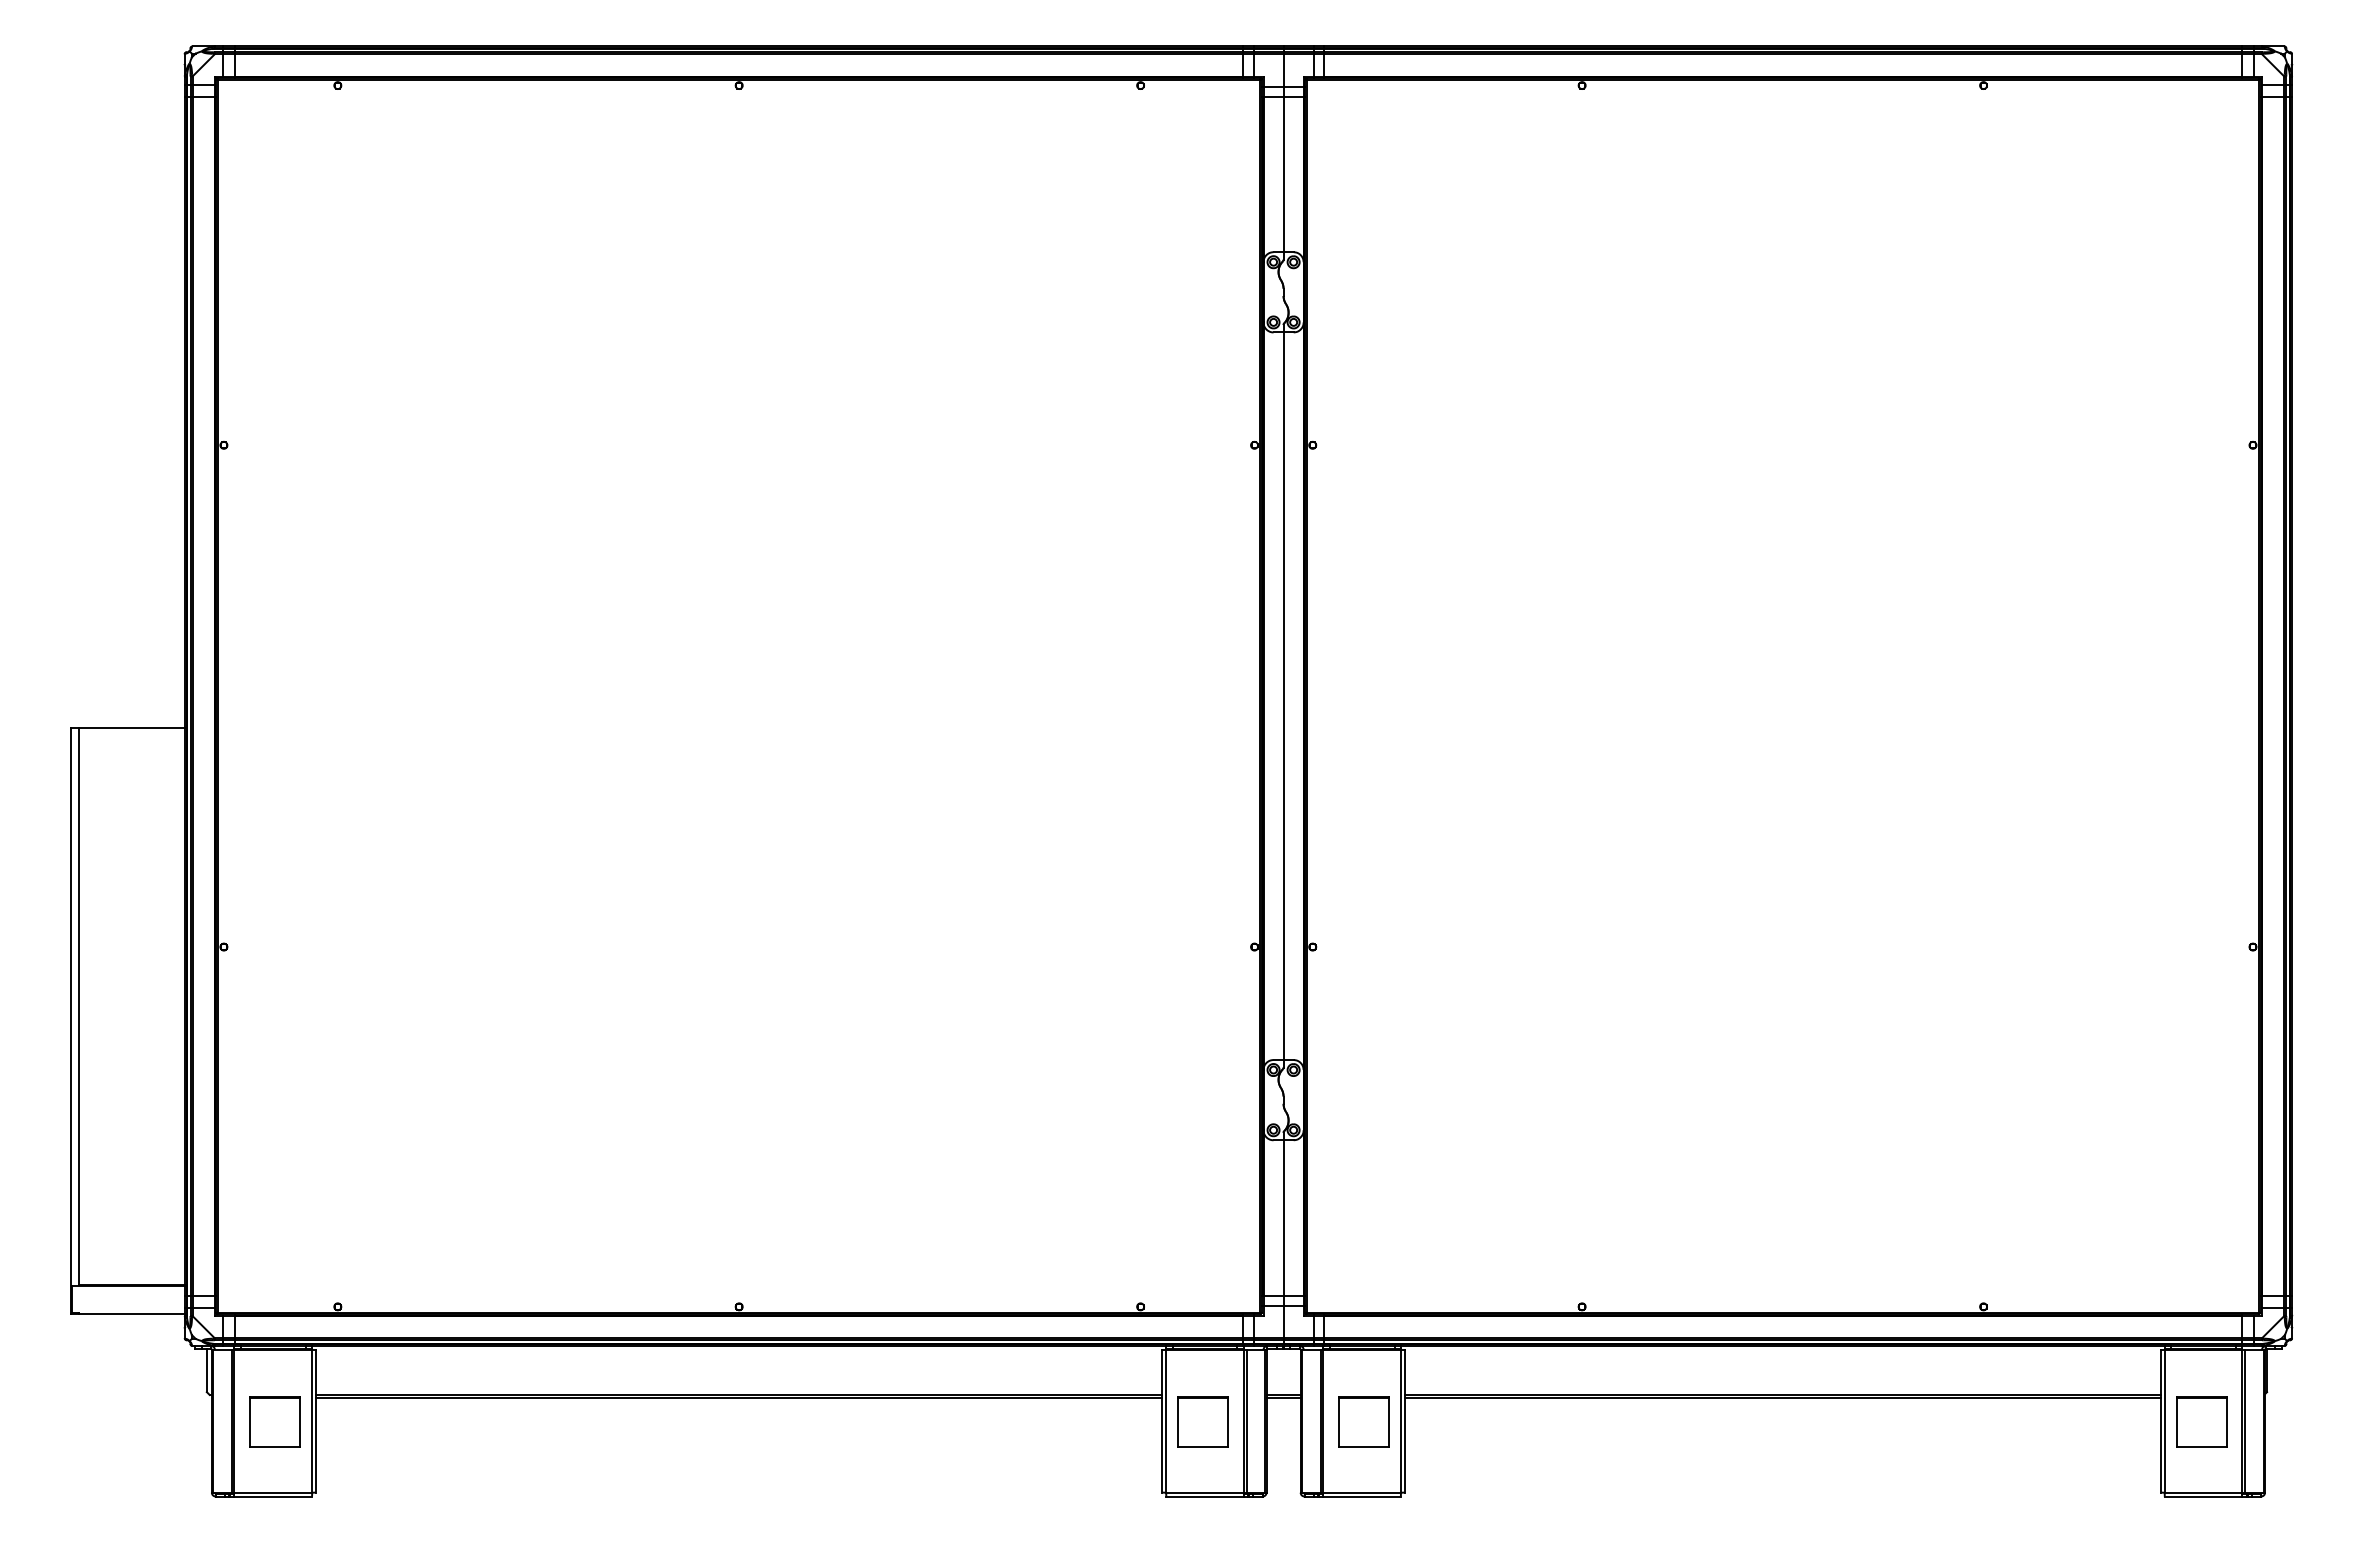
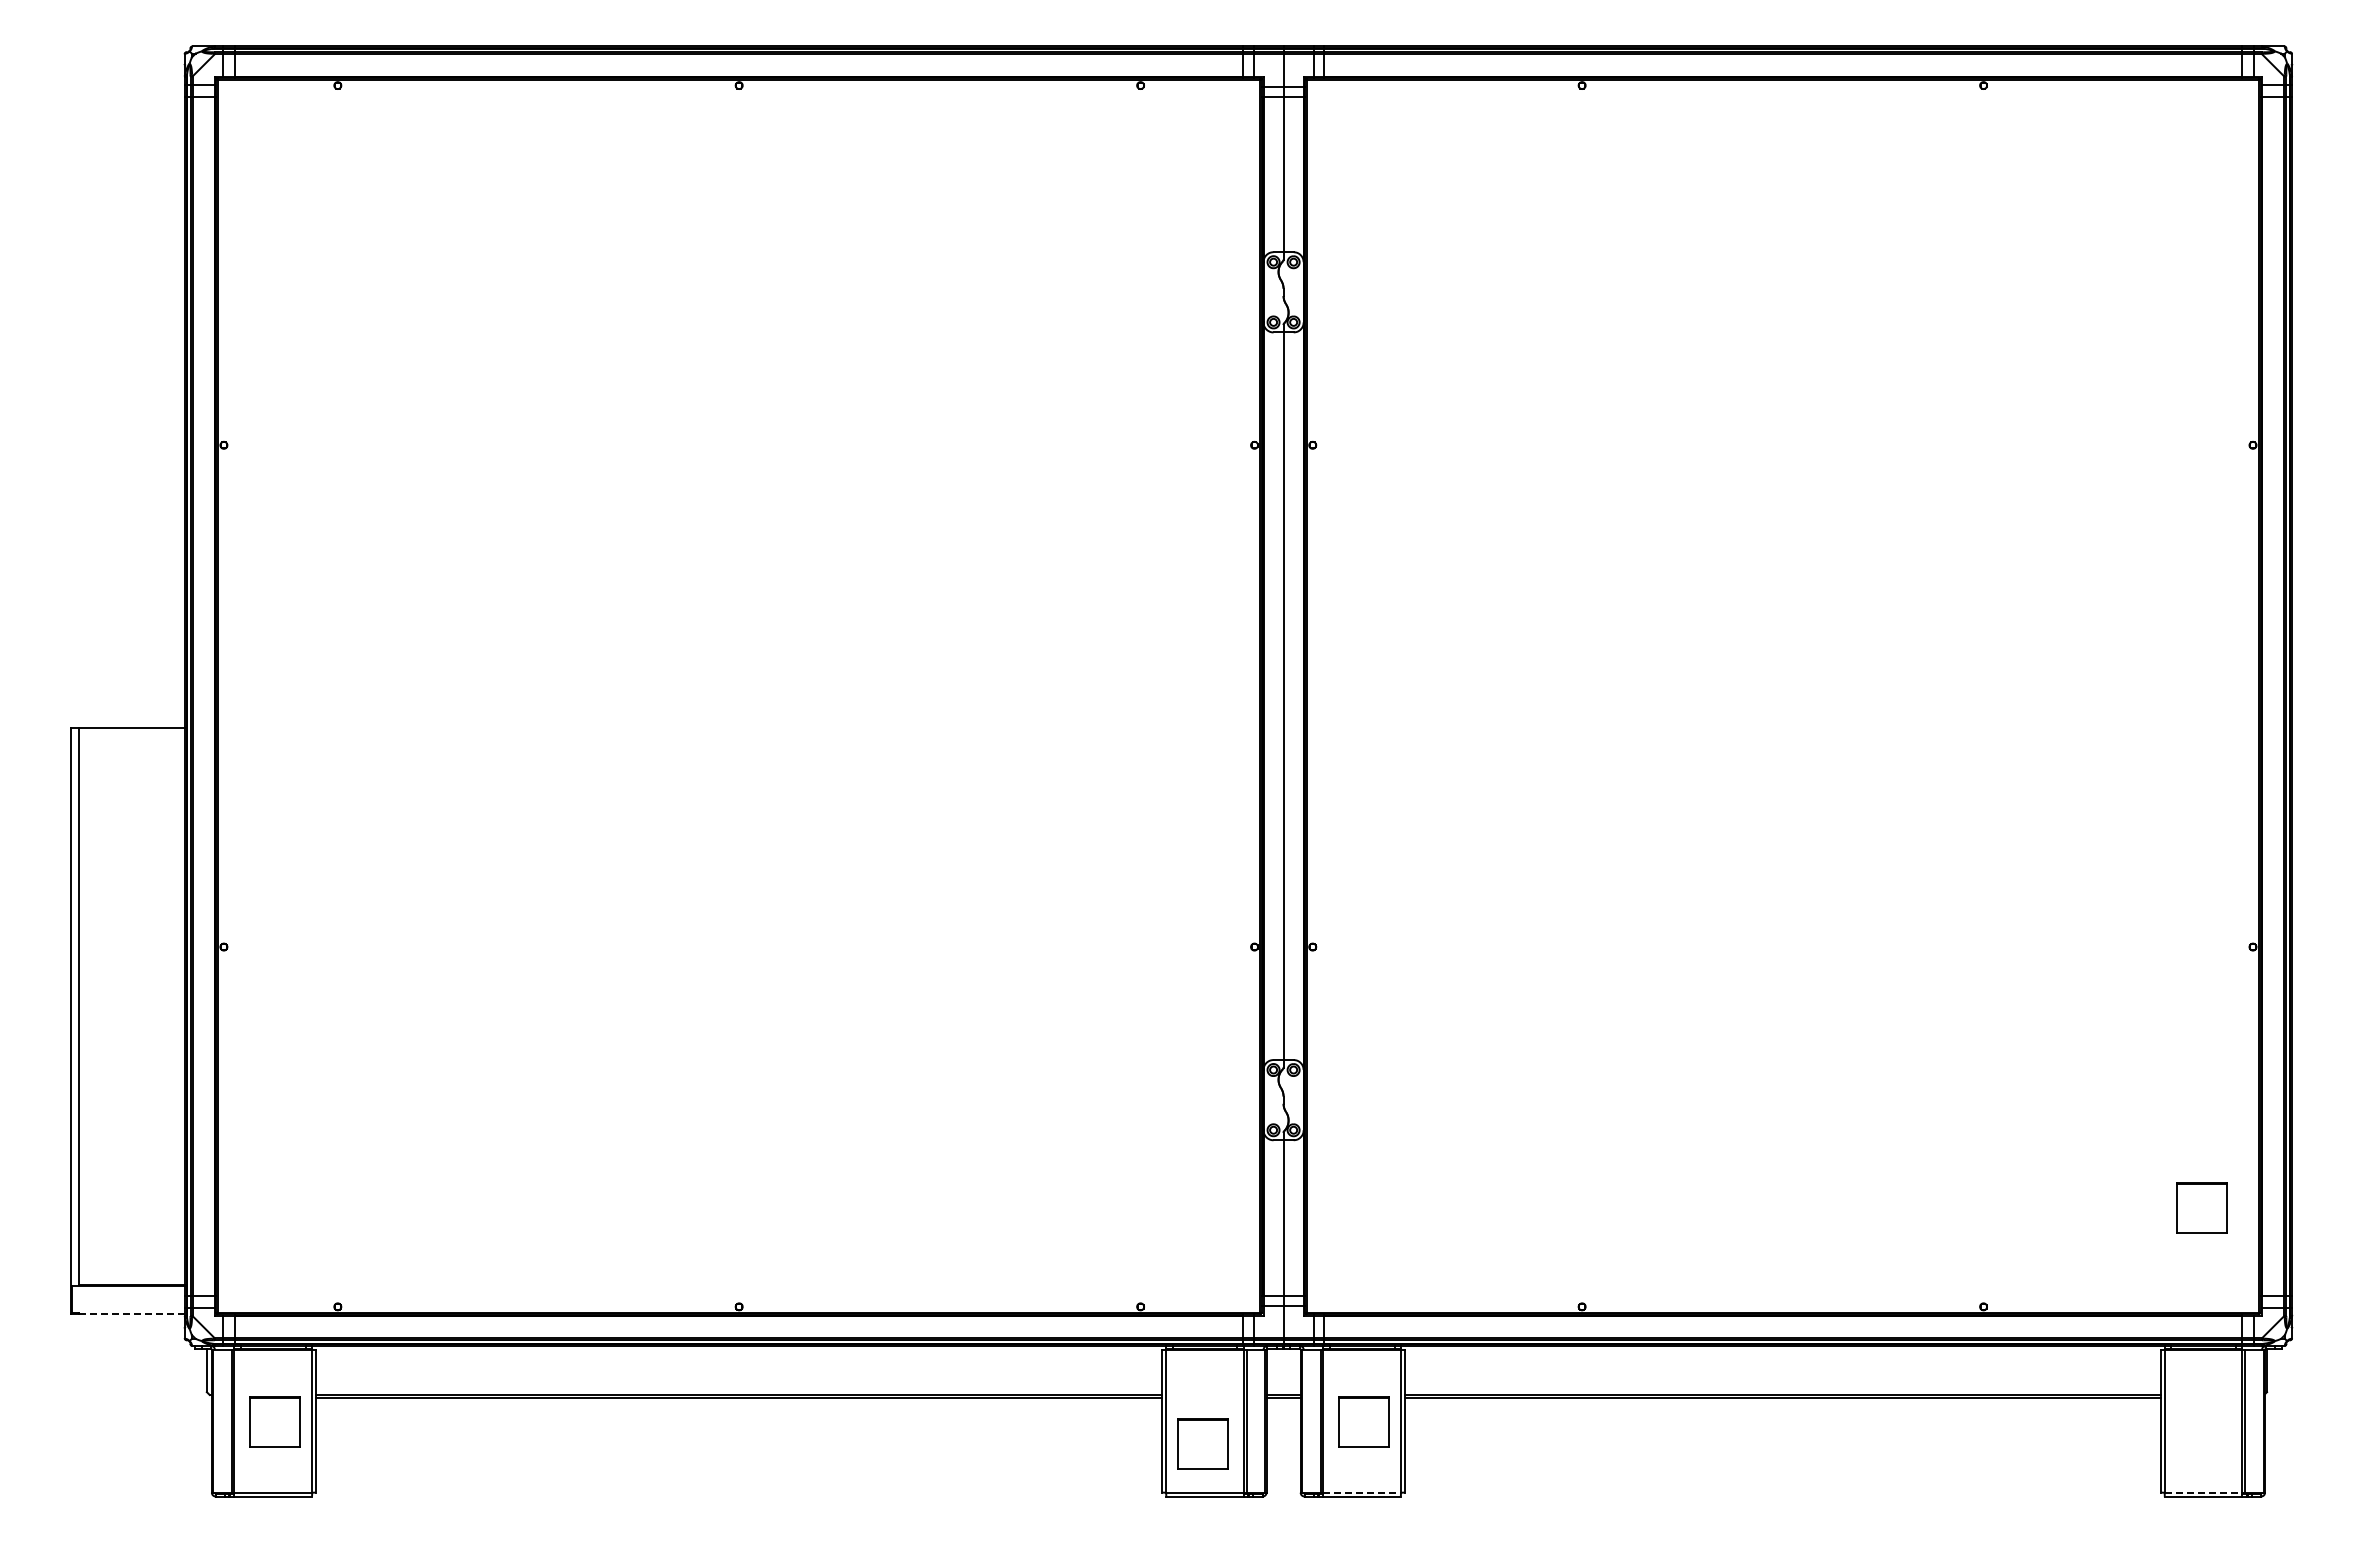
line: solid -> dashed (132, 1314)
part position: (1202, 1421) -> (1202, 1443) (1202, 1443)
part position: (2201, 1421) -> (2201, 1207) (2201, 1207)
line: solid -> dashed (1362, 1492)
line: solid -> dashed (2203, 1492)
